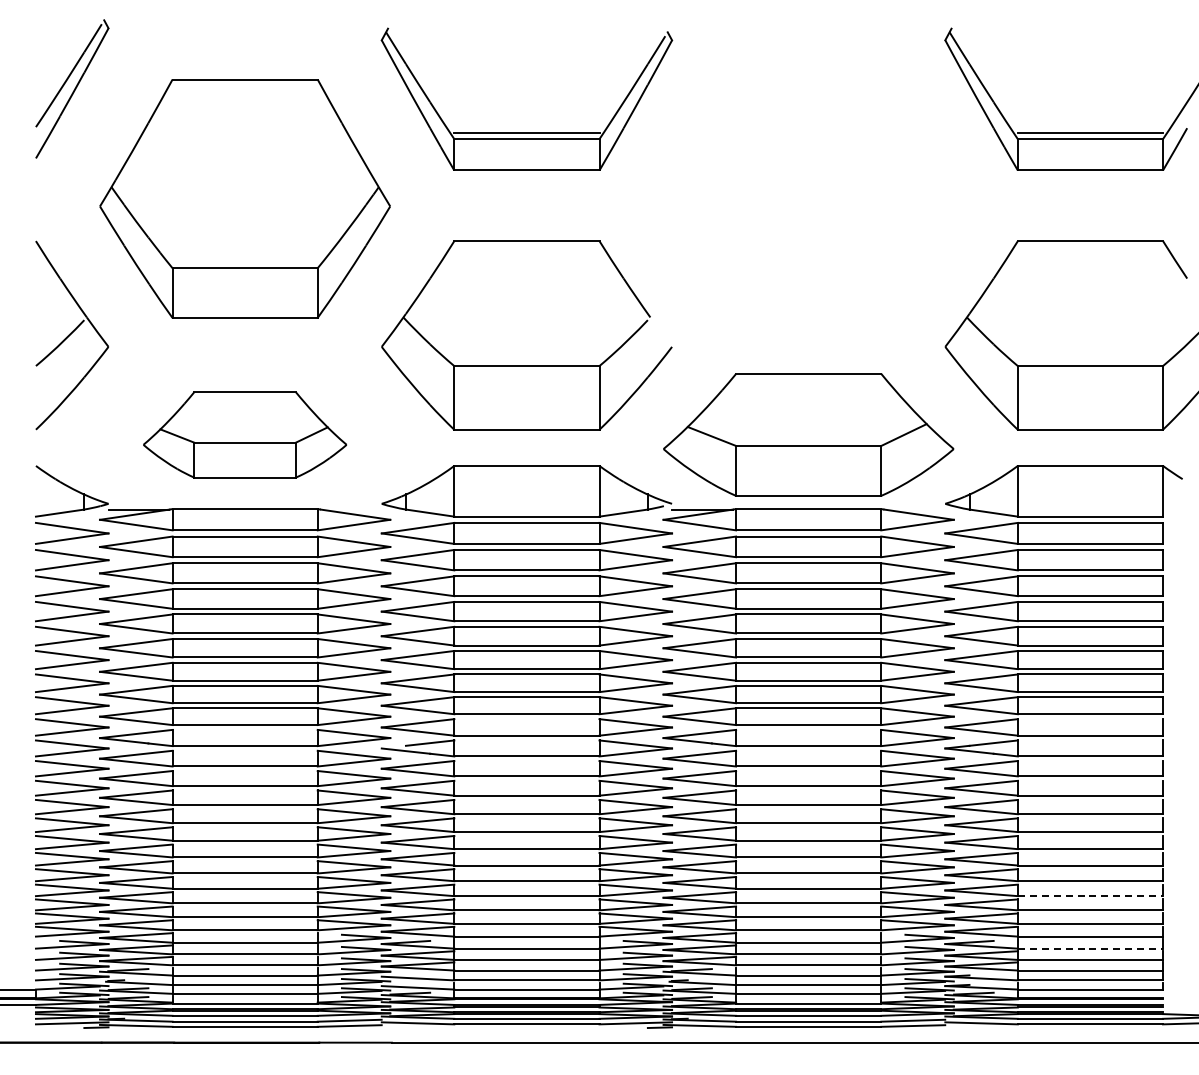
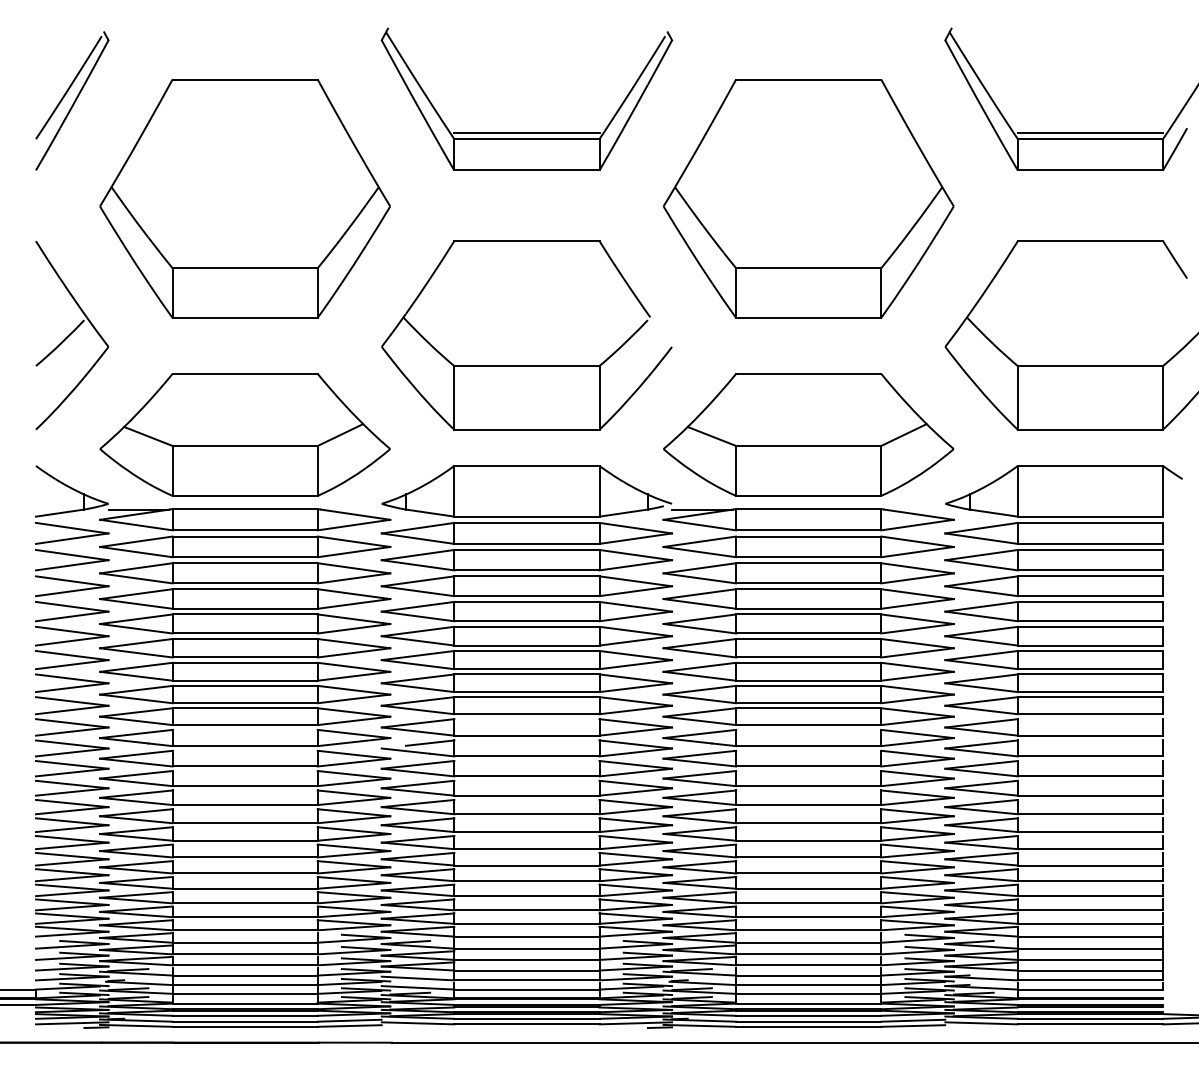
part position: (72, 88) -> (72, 100) (72, 100)
part: none -> present (808, 198)
part size: 204x88 px -> 292x124 px (244, 434)
line: dashed -> solid (1090, 896)
line: dashed -> solid (1090, 948)
